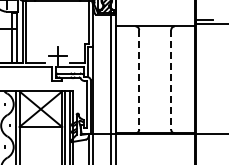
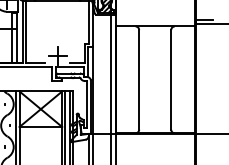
line: dashed -> solid (139, 79)
line: dashed -> solid (171, 79)
